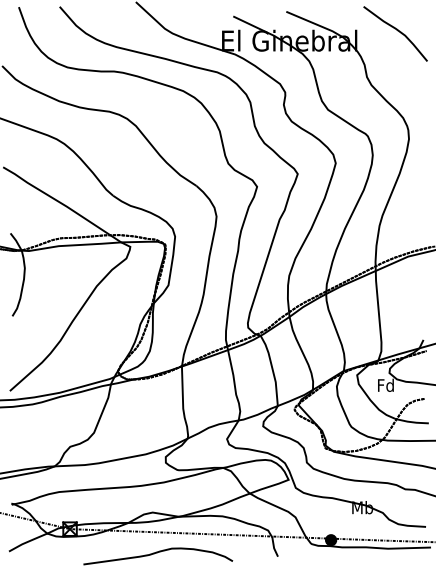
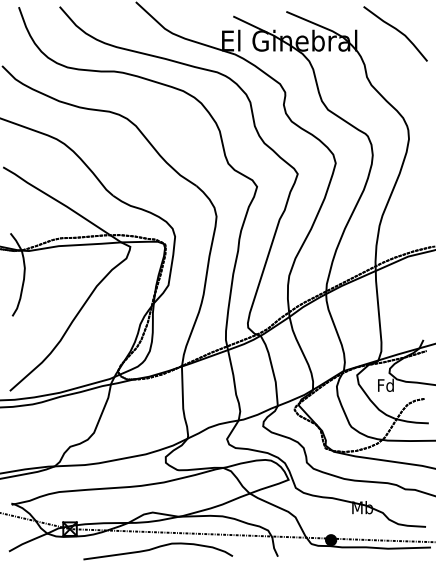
curve position: (157, 553) -> (157, 548) (157, 548)
